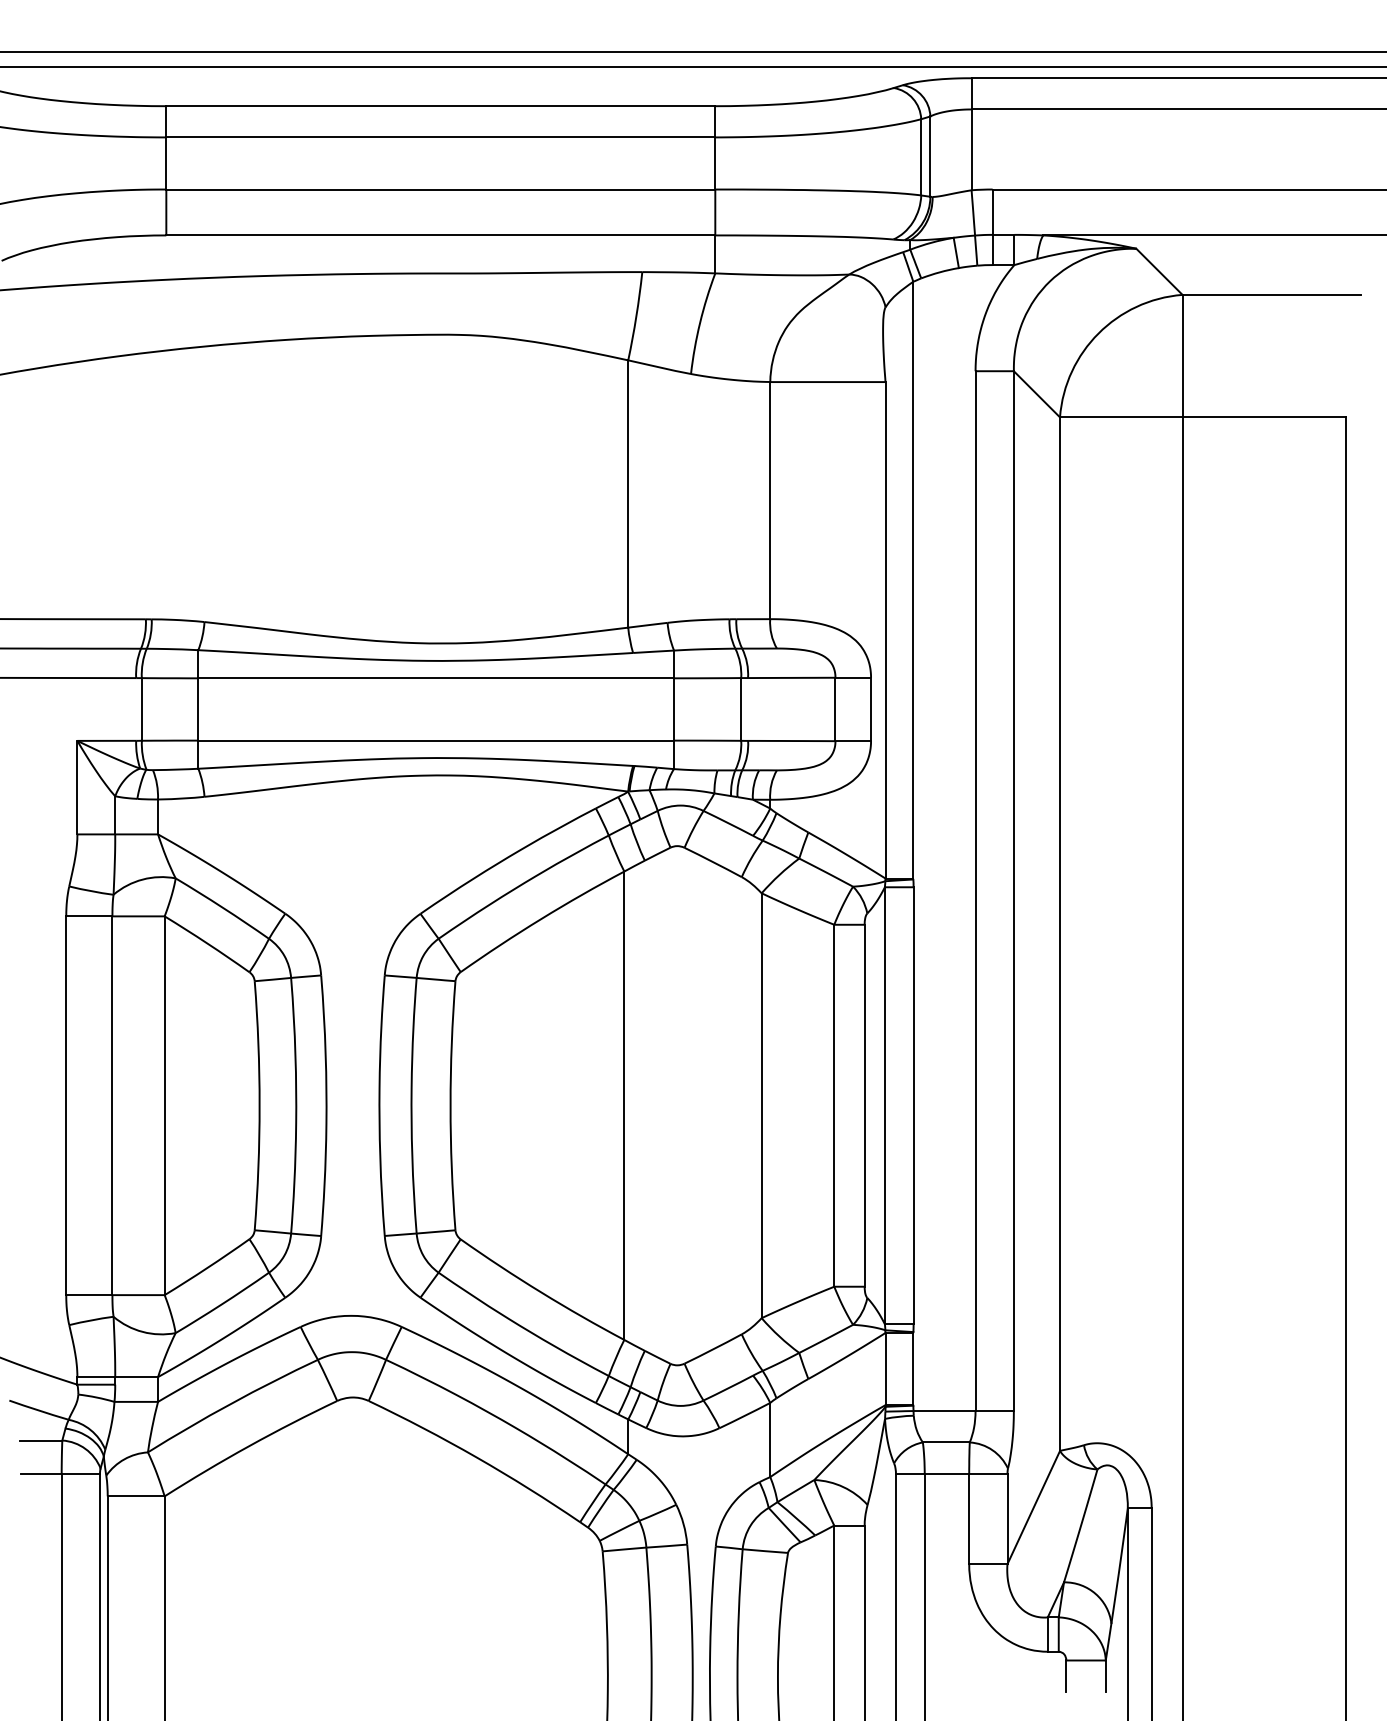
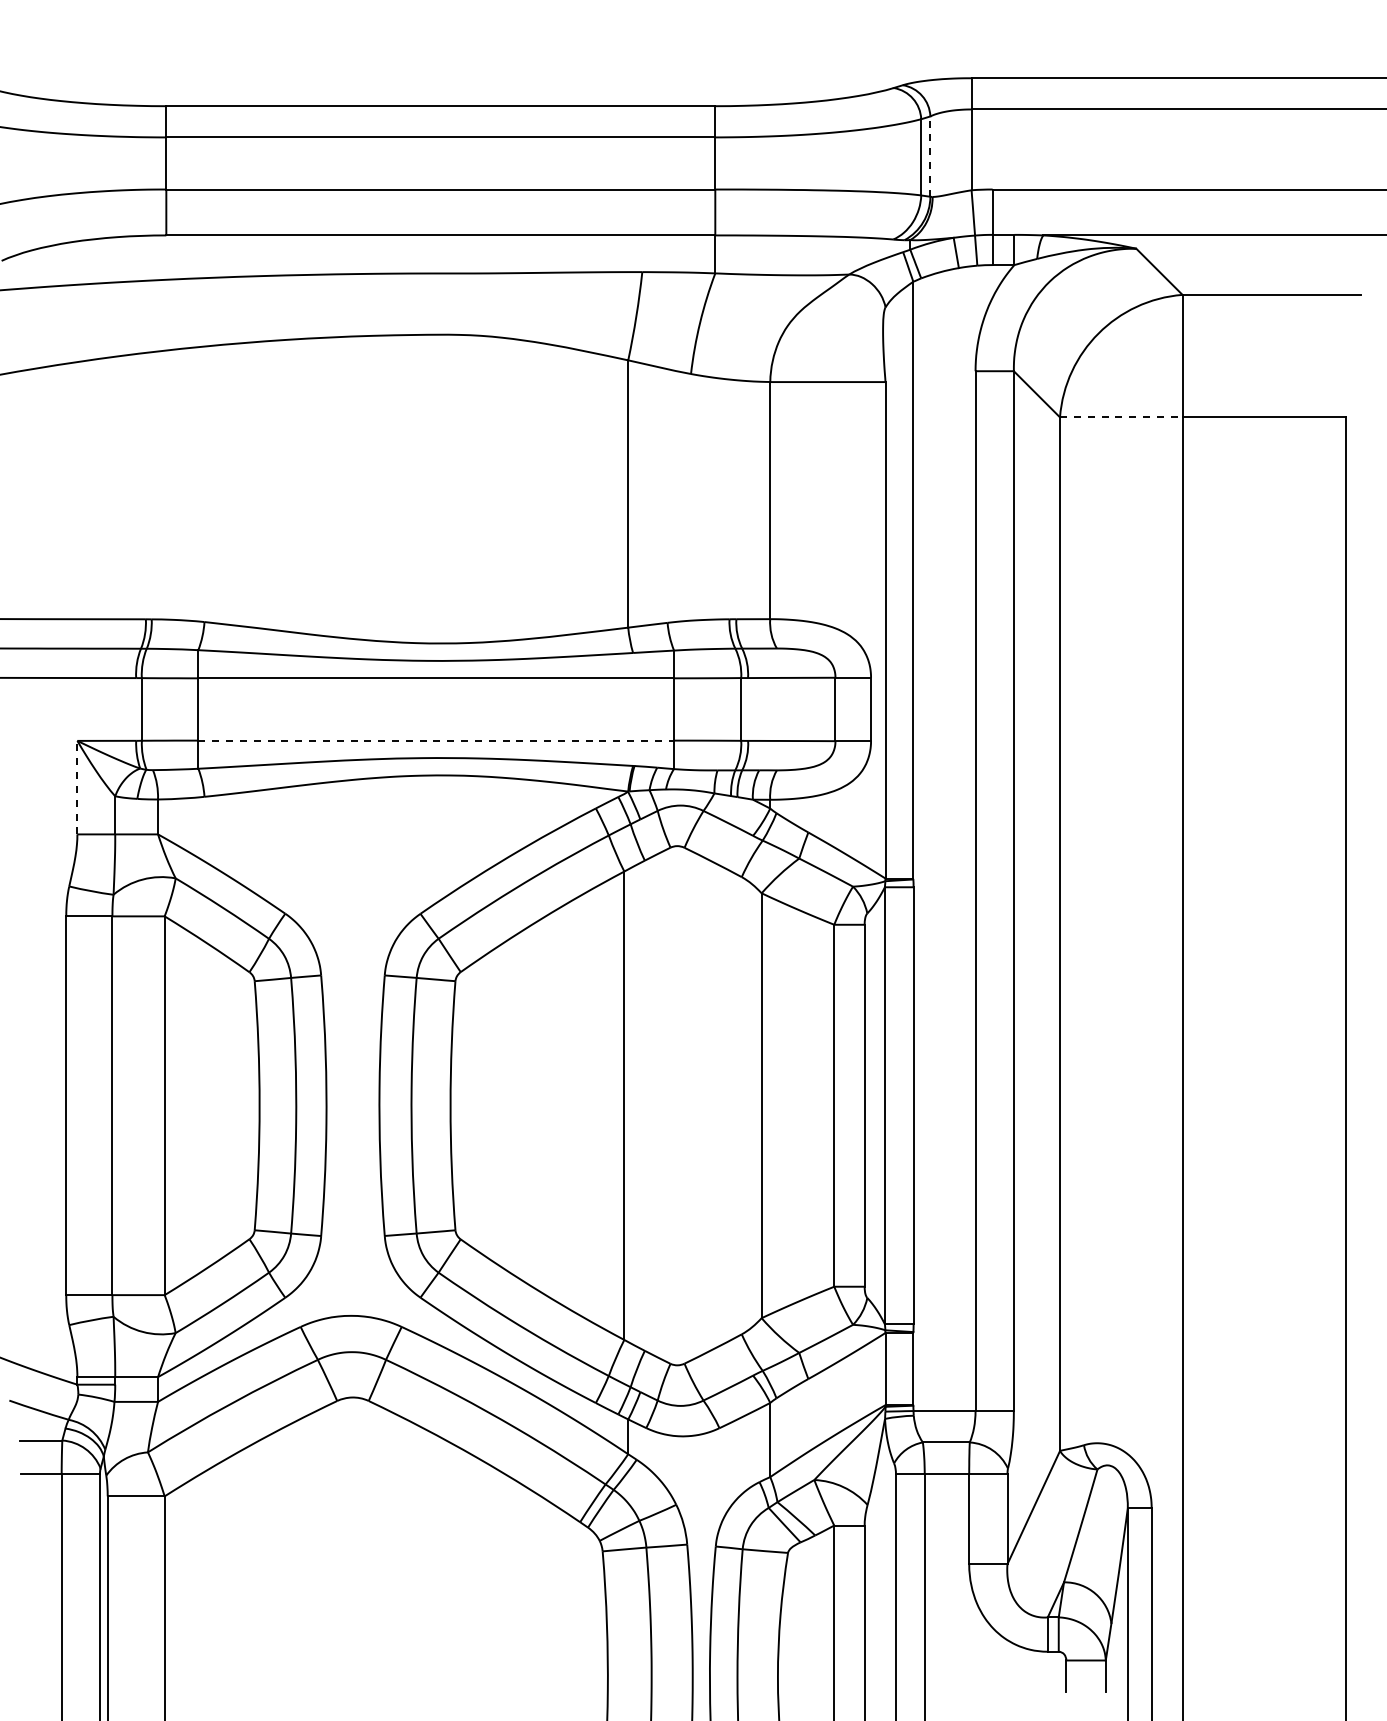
line: present -> none (692, 51)
line: present -> none (692, 67)
line: solid -> dashed (930, 156)
line: solid -> dashed (1121, 417)
line: solid -> dashed (436, 740)
line: solid -> dashed (77, 787)
